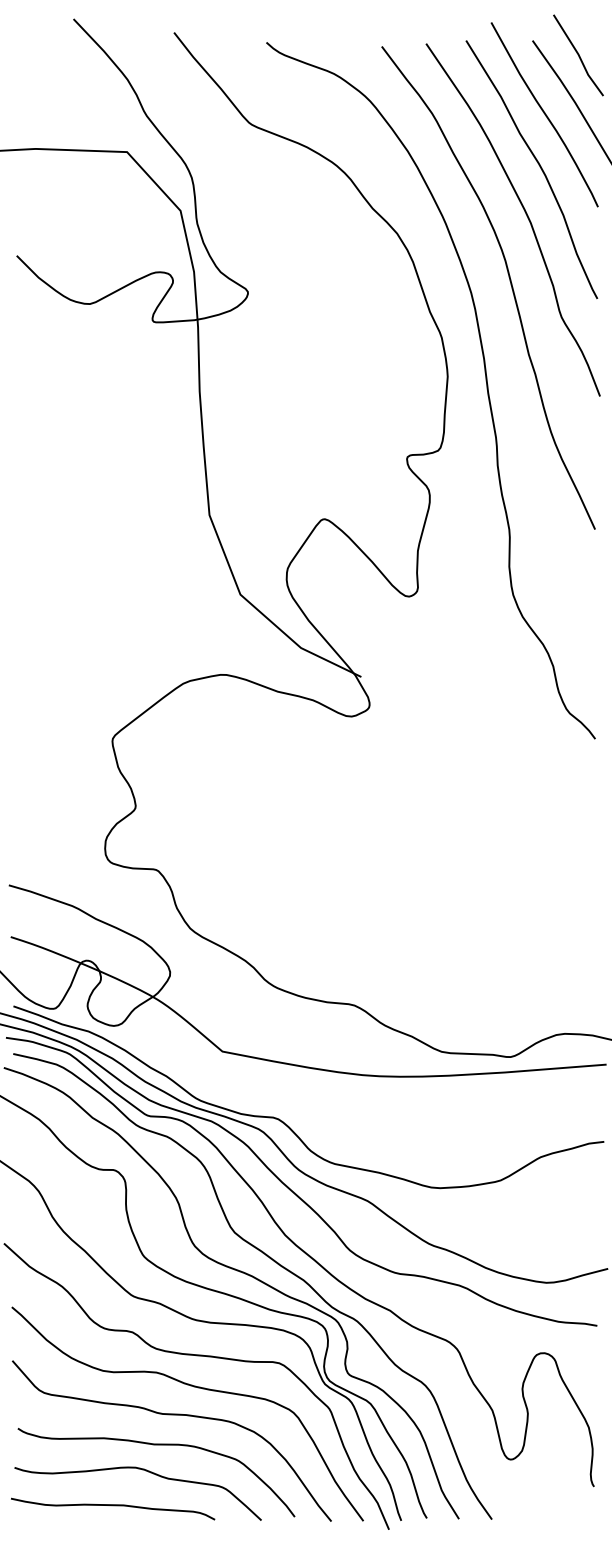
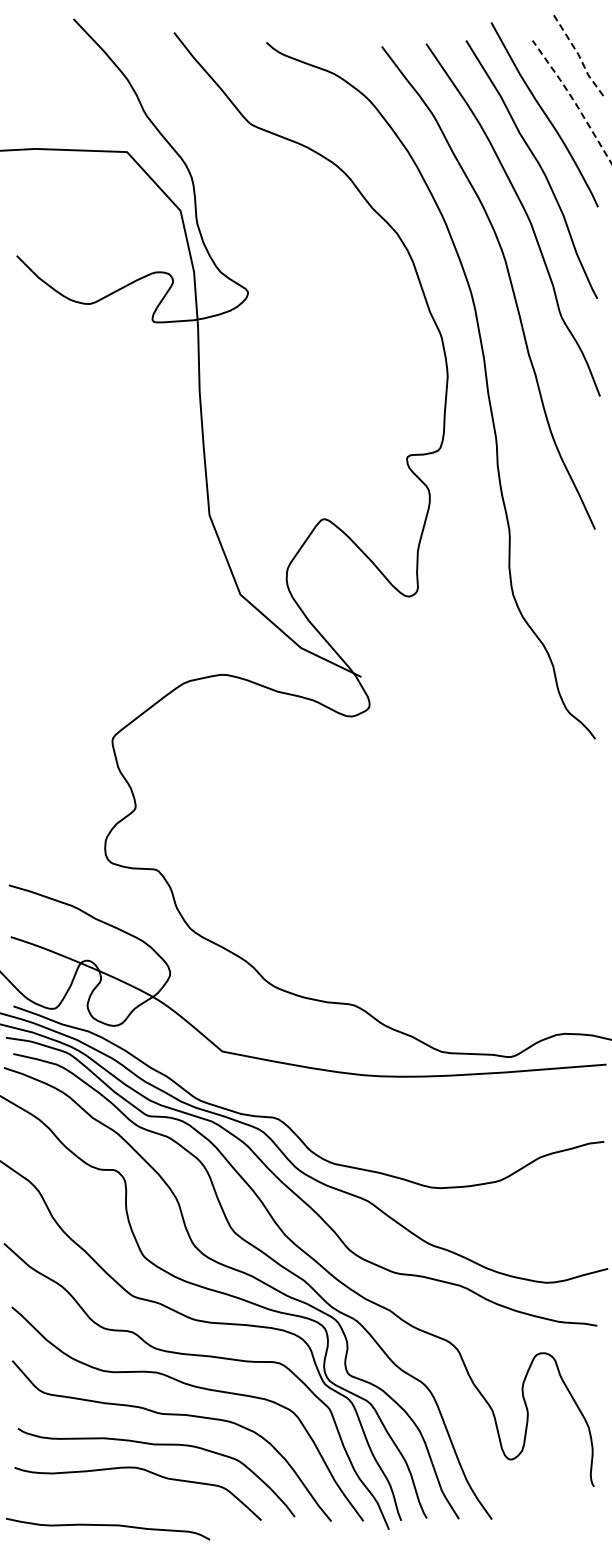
line: solid -> dashed (578, 55)
line: solid -> dashed (573, 100)
curve position: (113, 1506) -> (108, 1526) (108, 1526)
